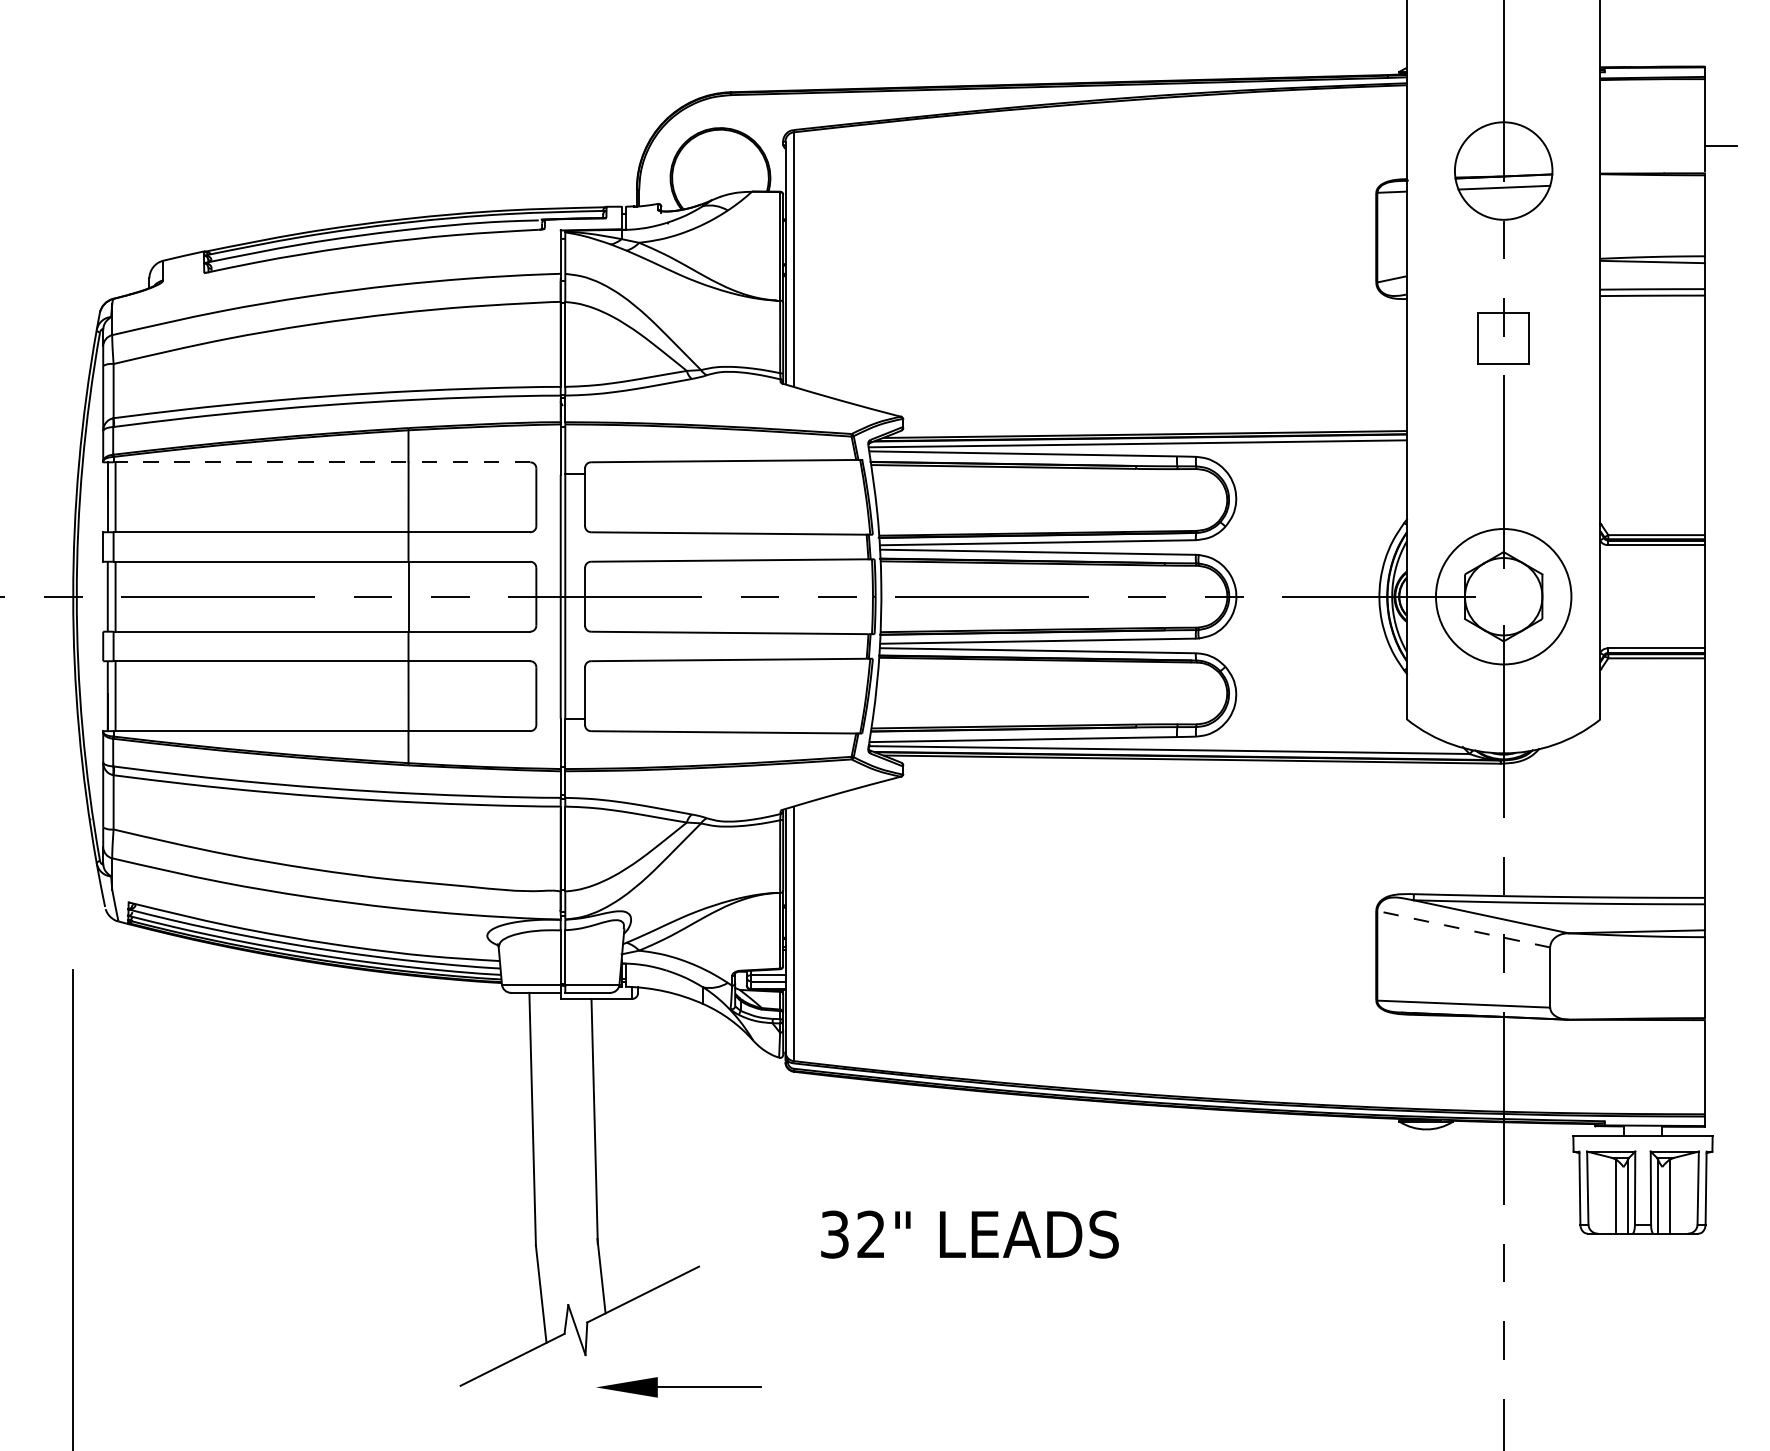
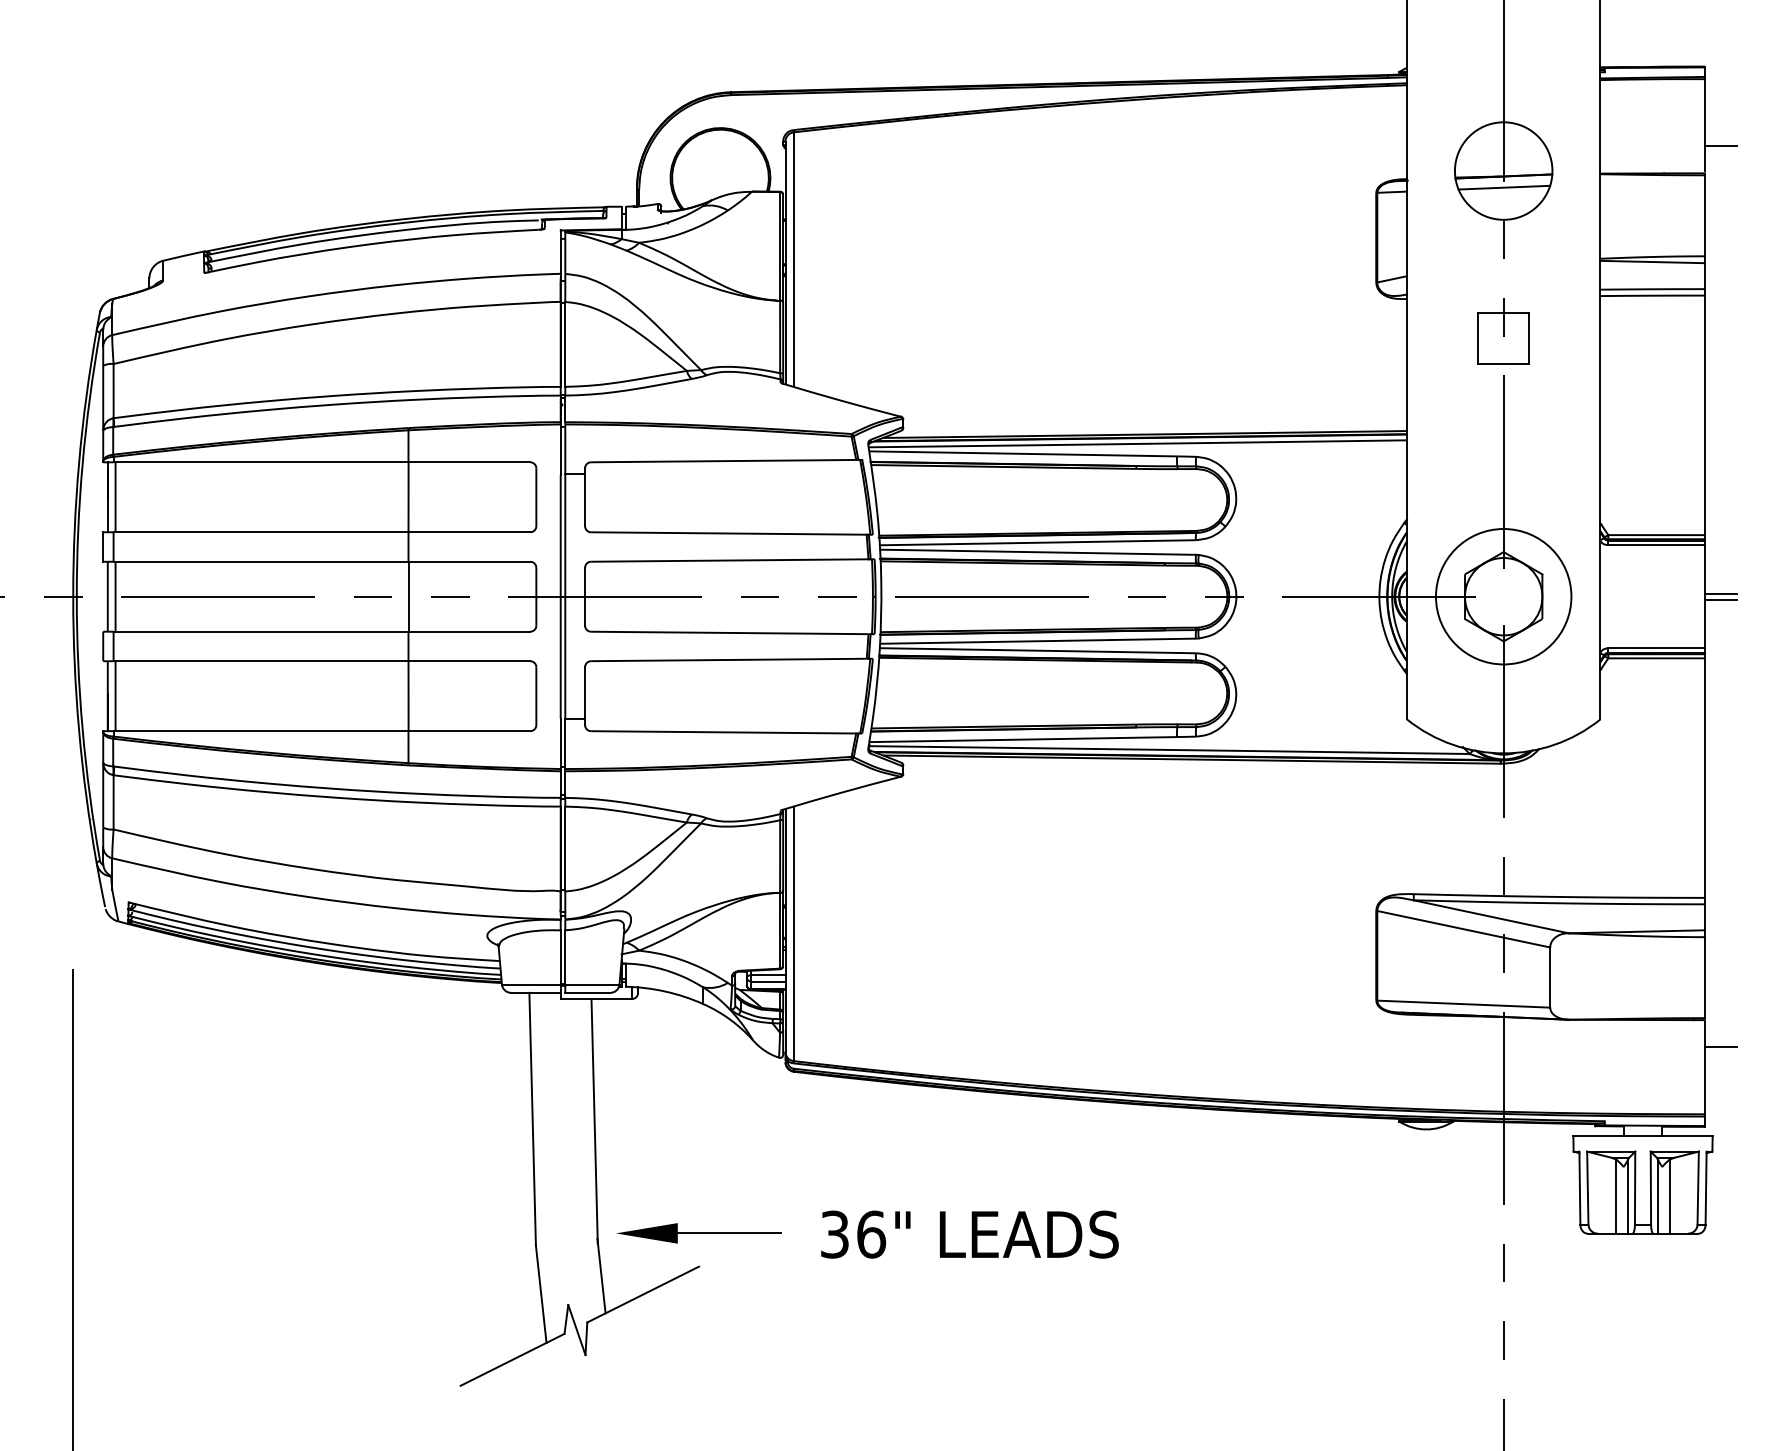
line: dashed -> solid (321, 462)
line: none -> present (1720, 593)
line: none -> present (1720, 599)
line: dashed -> solid (1463, 929)
line: none -> present (1720, 1047)
text: 32" -> 36" (871, 1234)
part position: (678, 1387) -> (698, 1233) (698, 1233)
